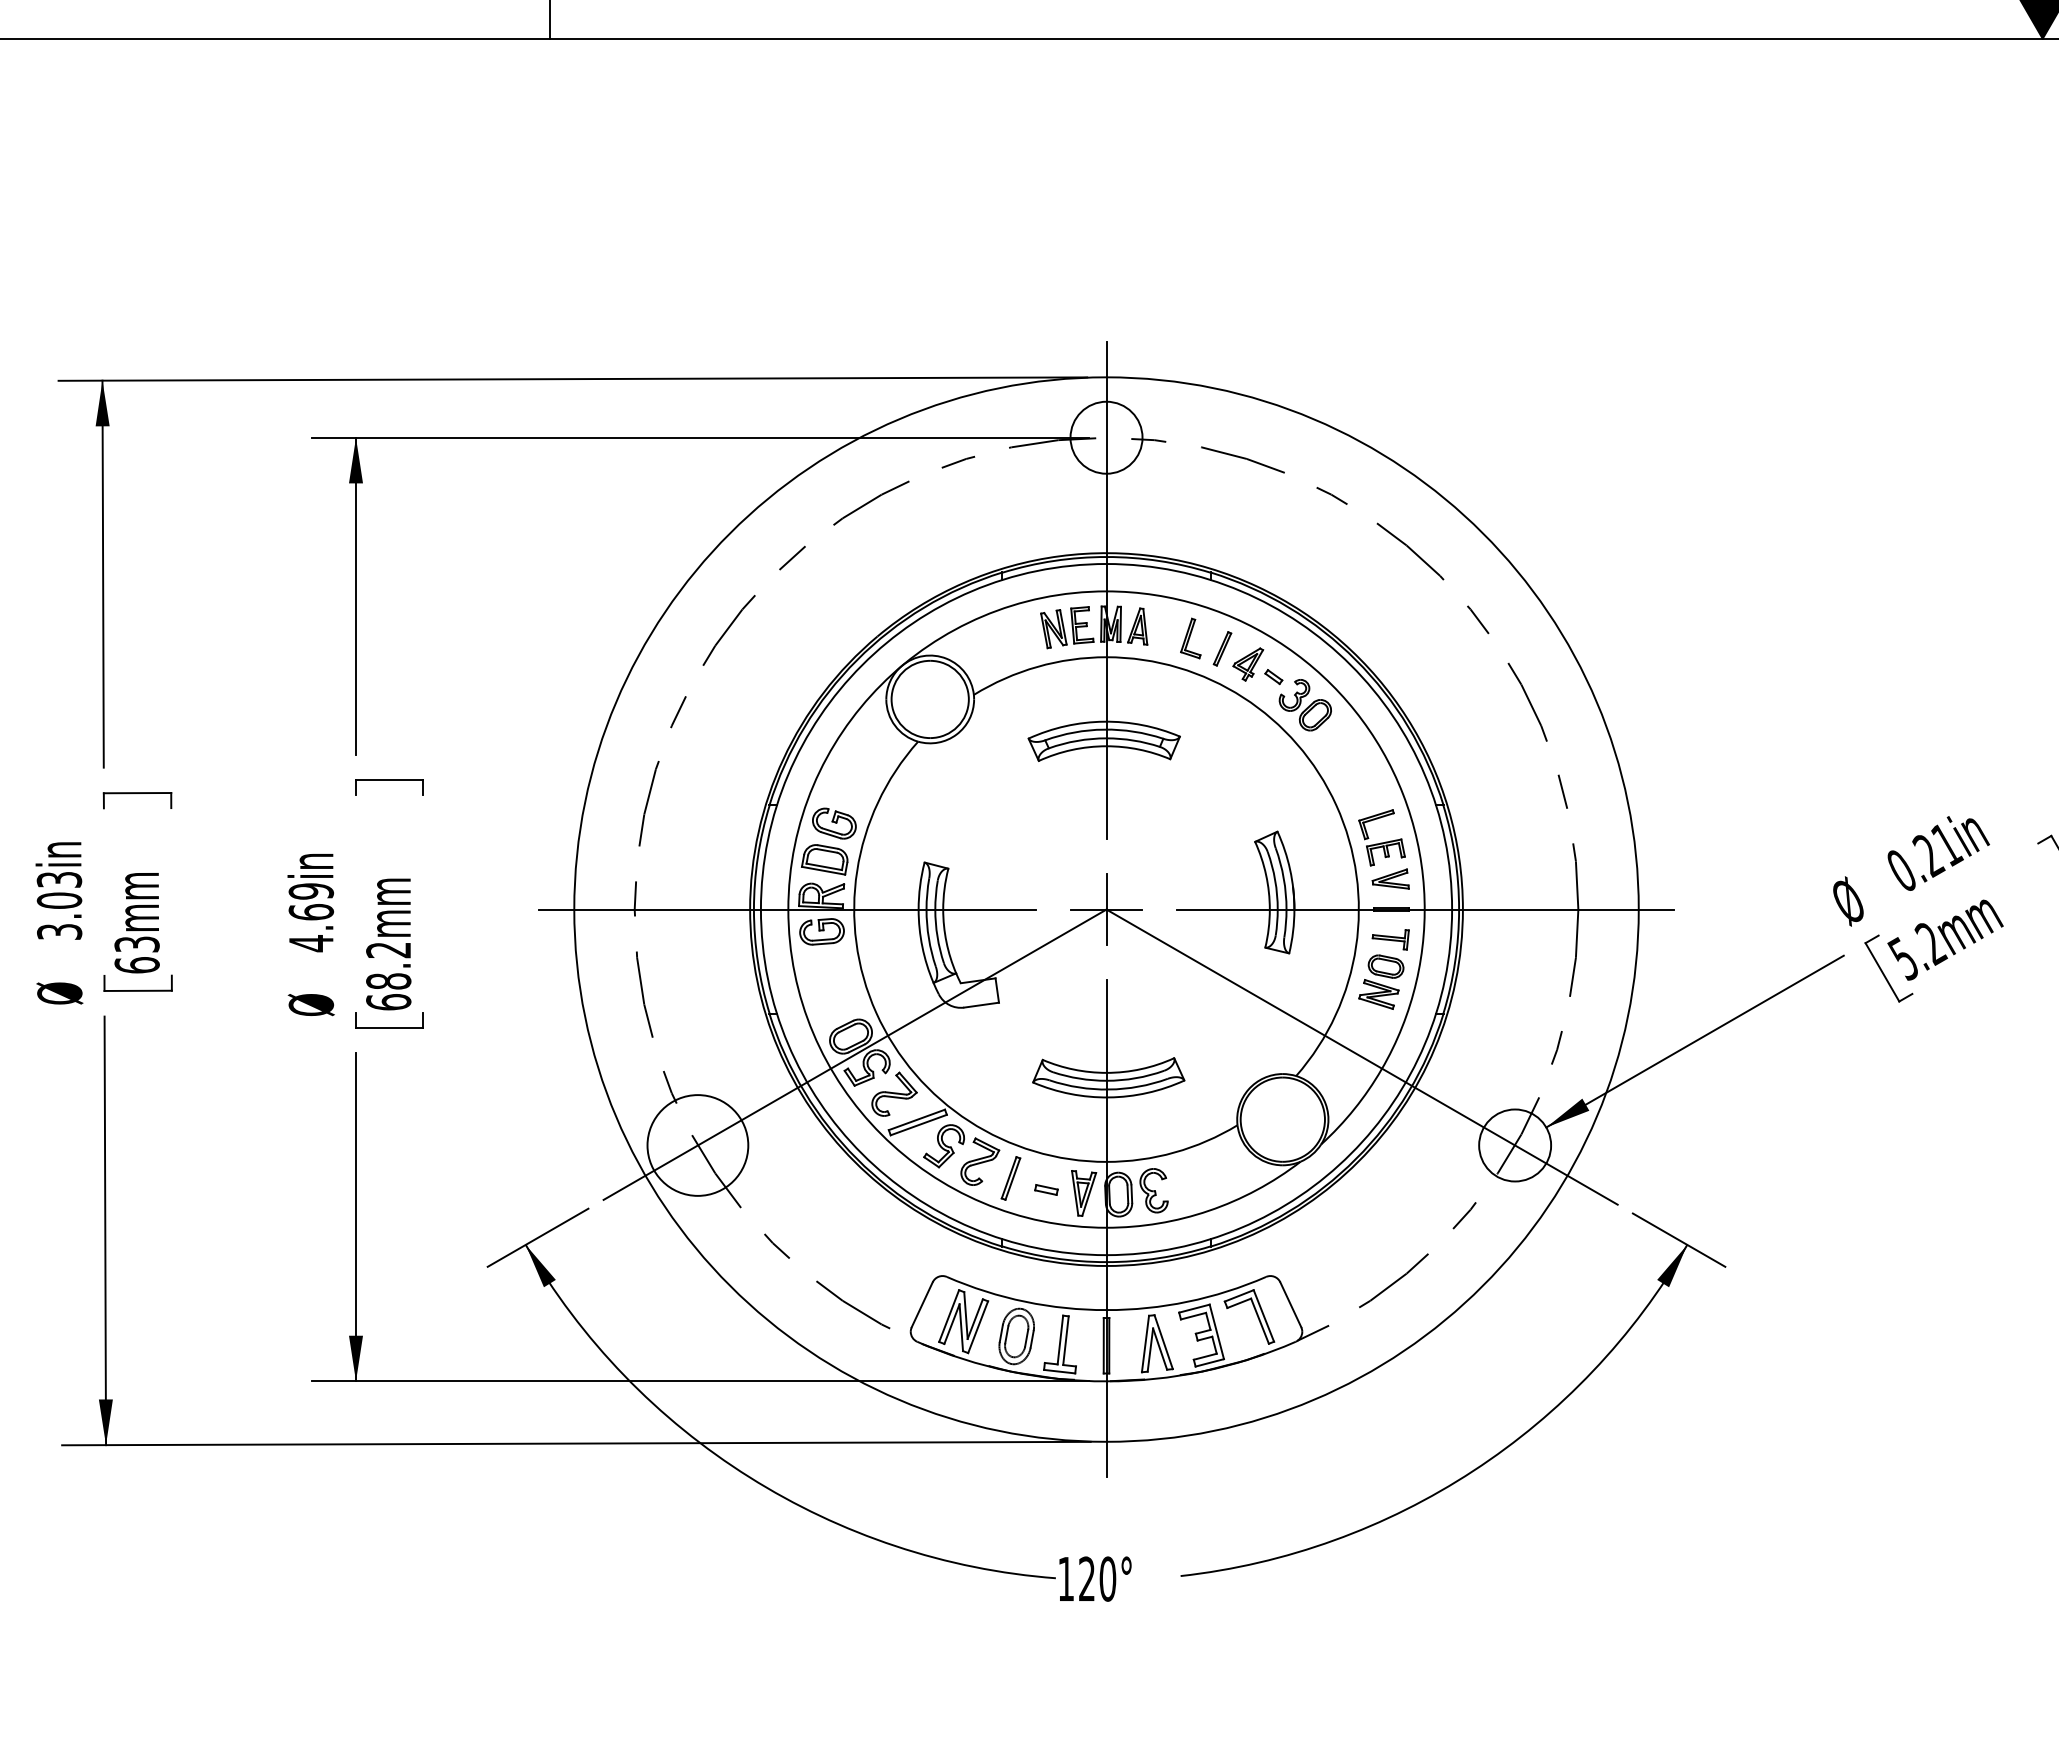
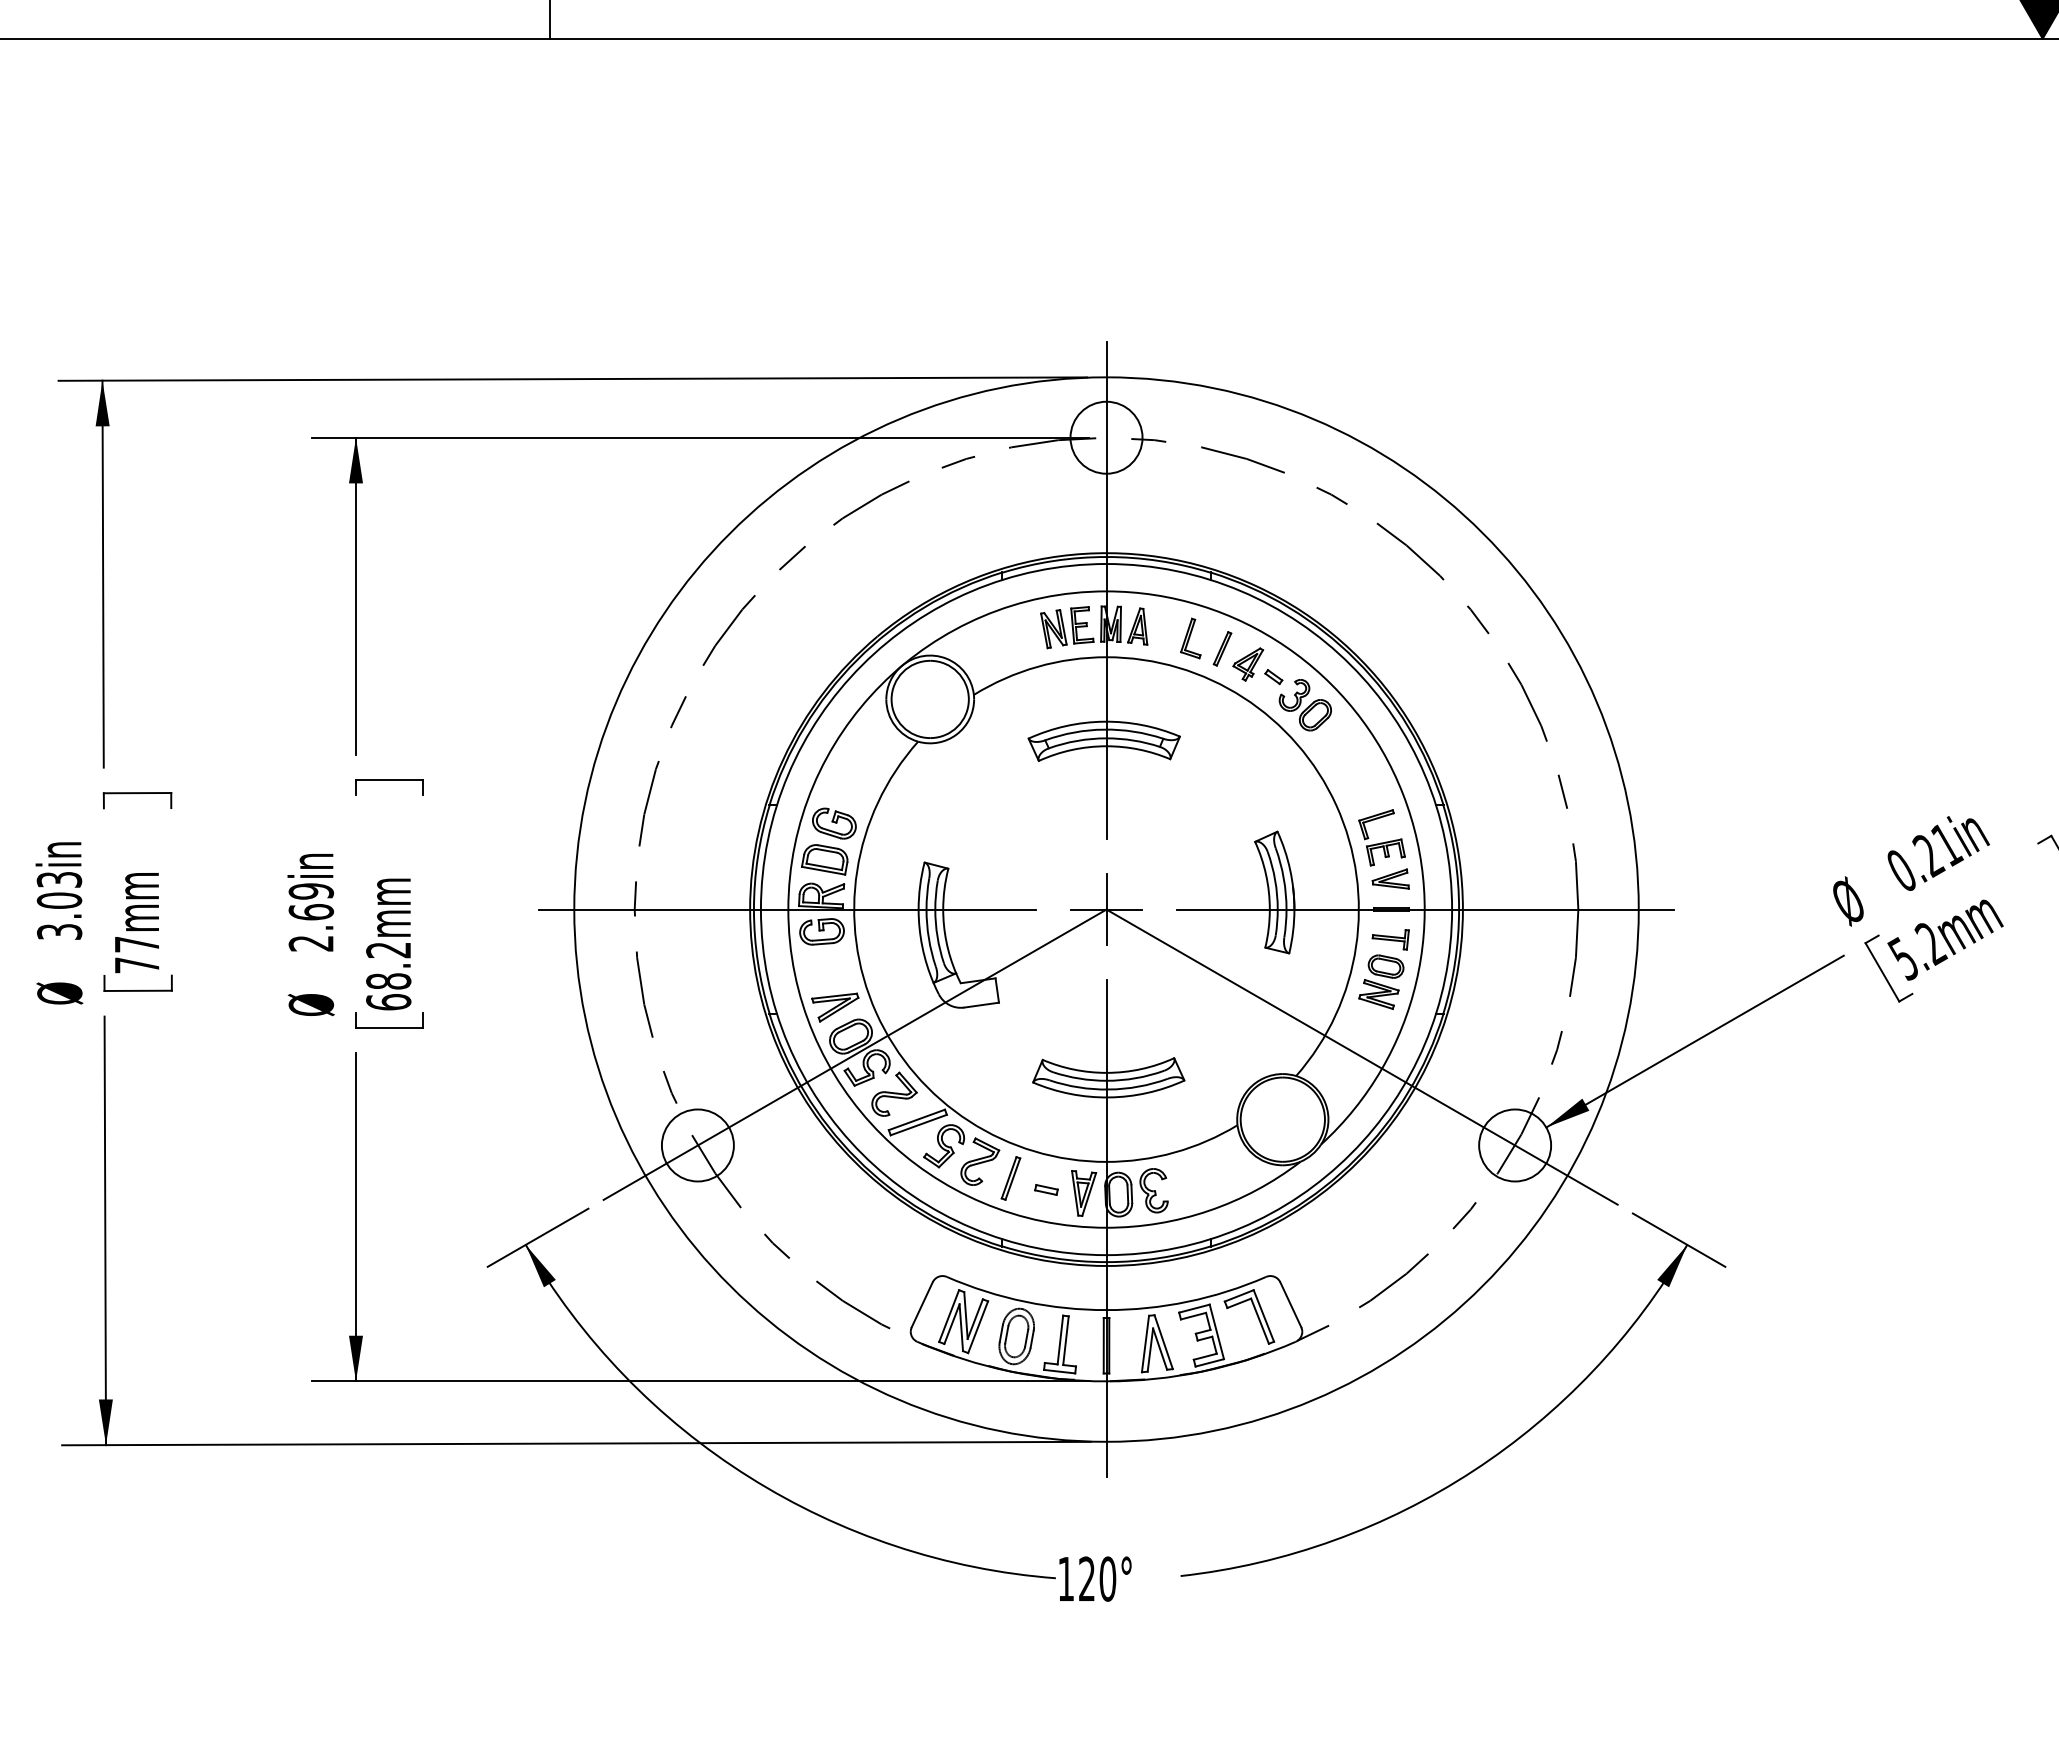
text: 4.69in -> 2.69in (310, 943)
text: 63mm -> 77mm (136, 954)
part: none -> present (835, 1007)
circle diameter: 101 px -> 72 px (697, 1145)
